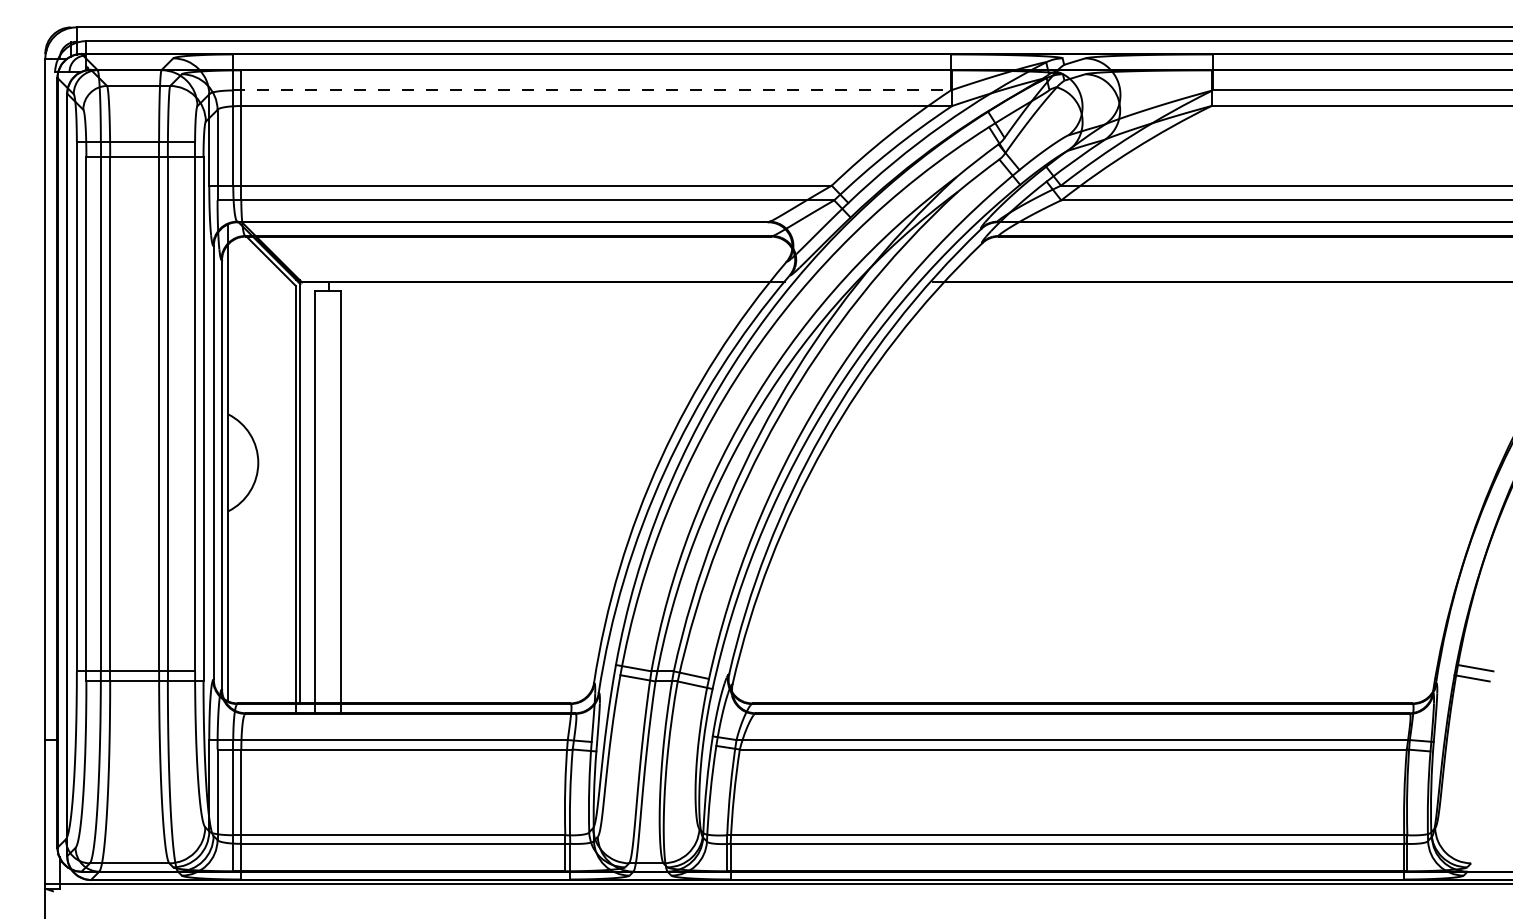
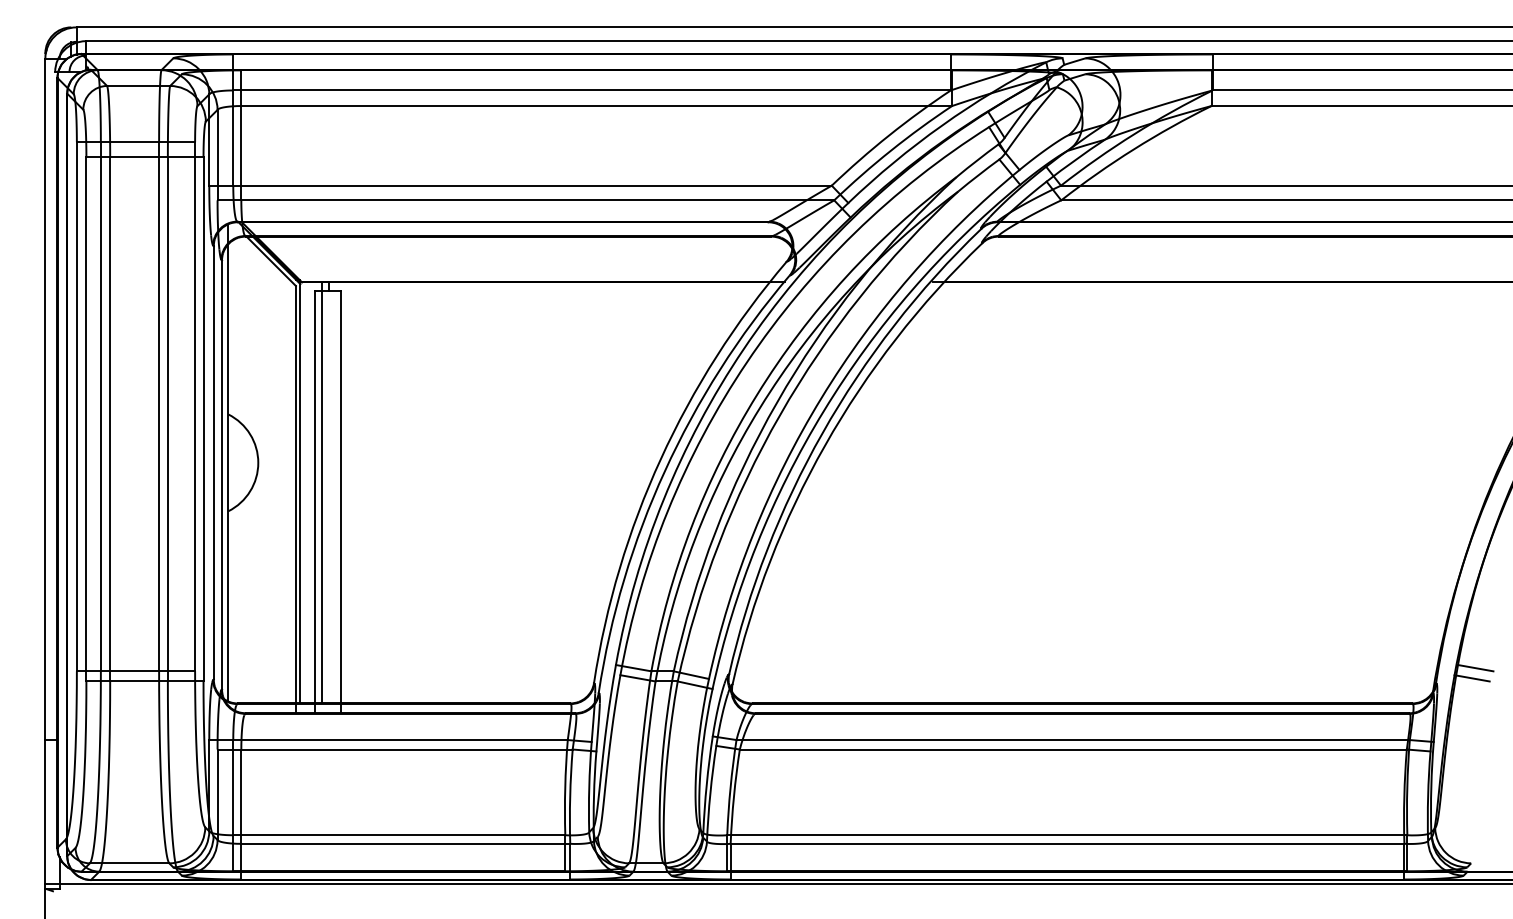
line: dashed -> solid (592, 90)
line: none -> present (322, 492)
